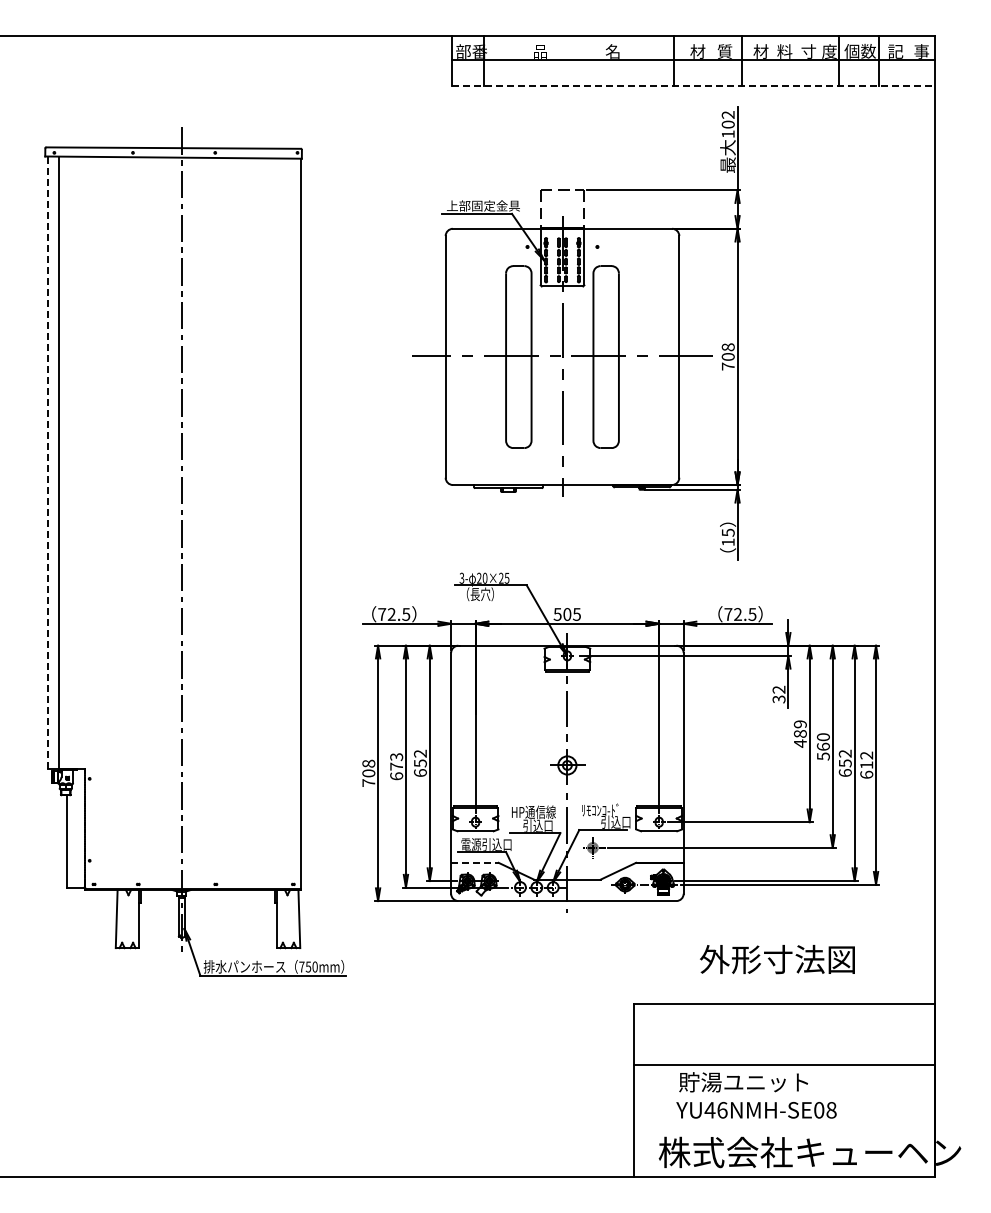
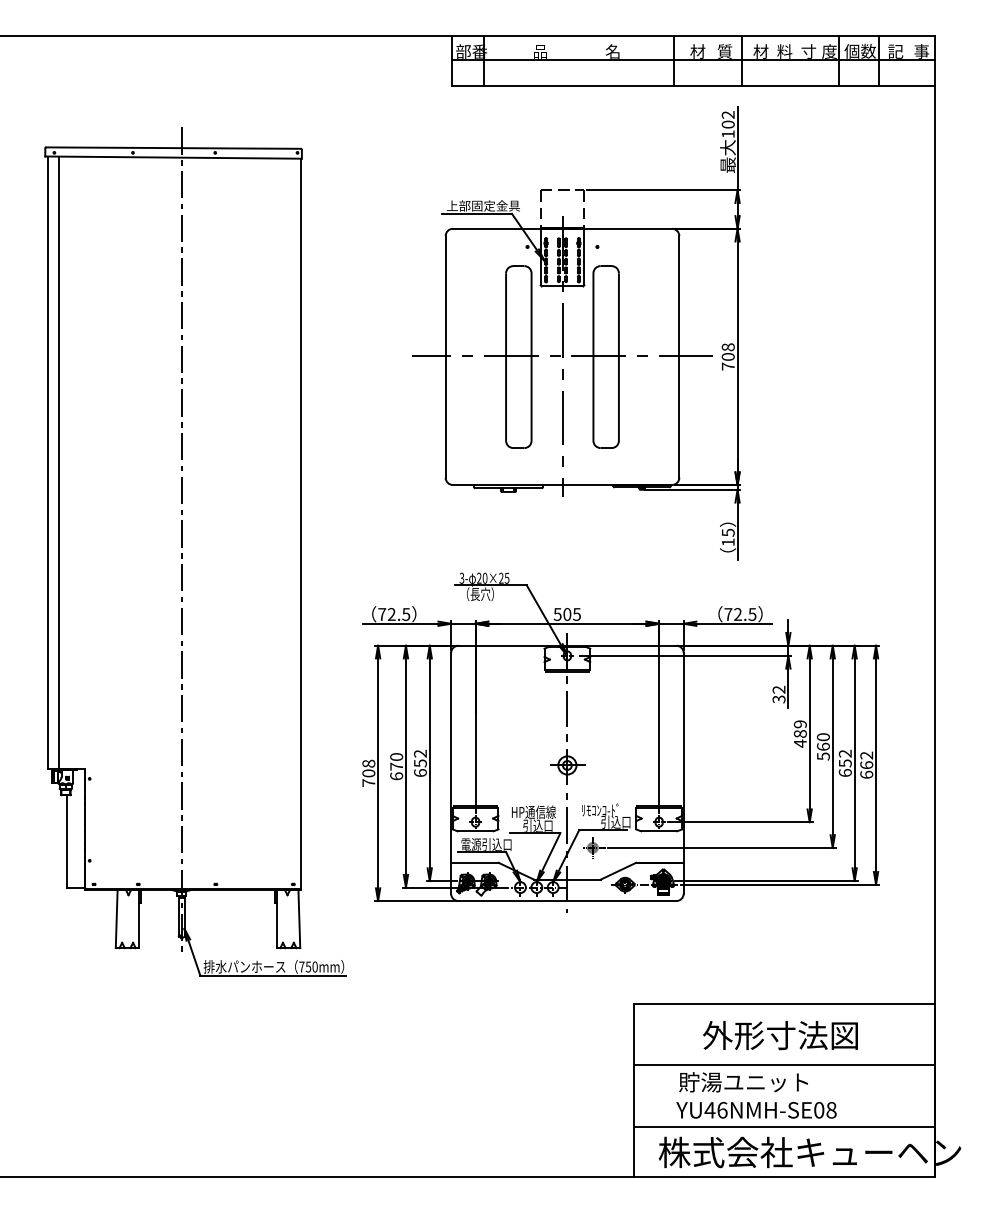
line: dashed -> solid (694, 86)
line: dashed -> solid (47, 463)
text: 673 -> 670 (396, 757)
text: 612 -> 662 (866, 764)
line: dashed -> solid (474, 862)
text position: (777, 959) -> (780, 1035) (780, 1035)
line: none -> present (784, 1127)
